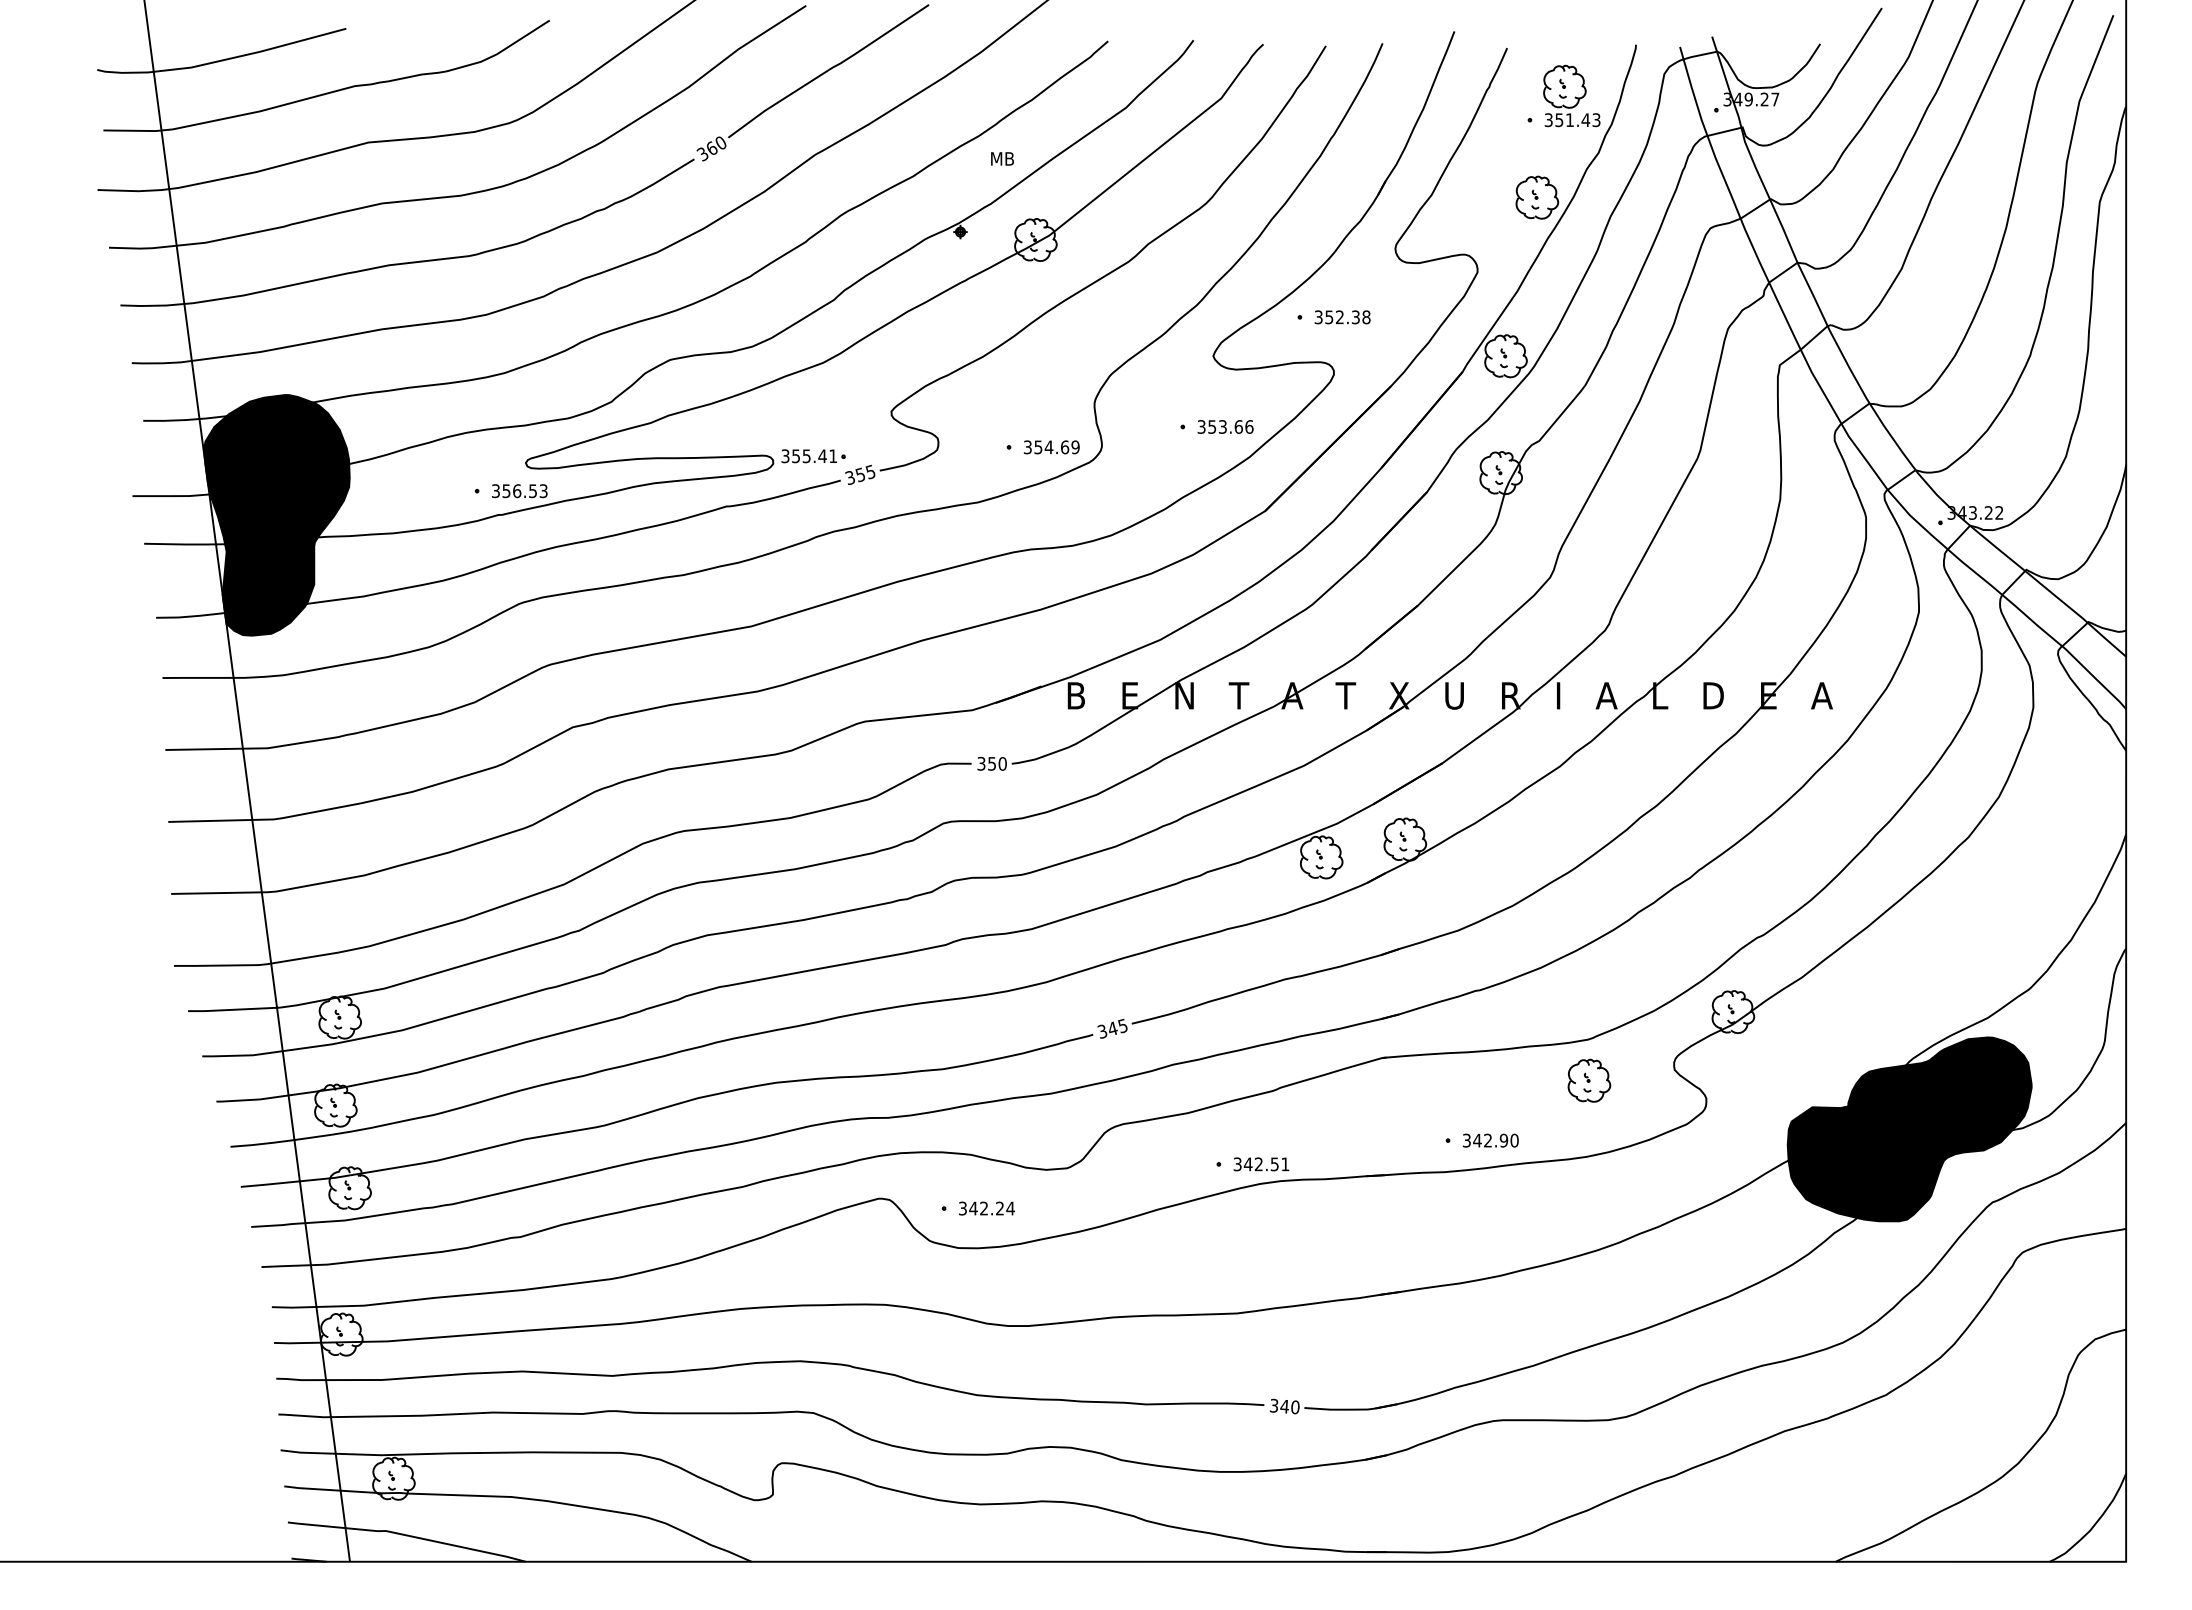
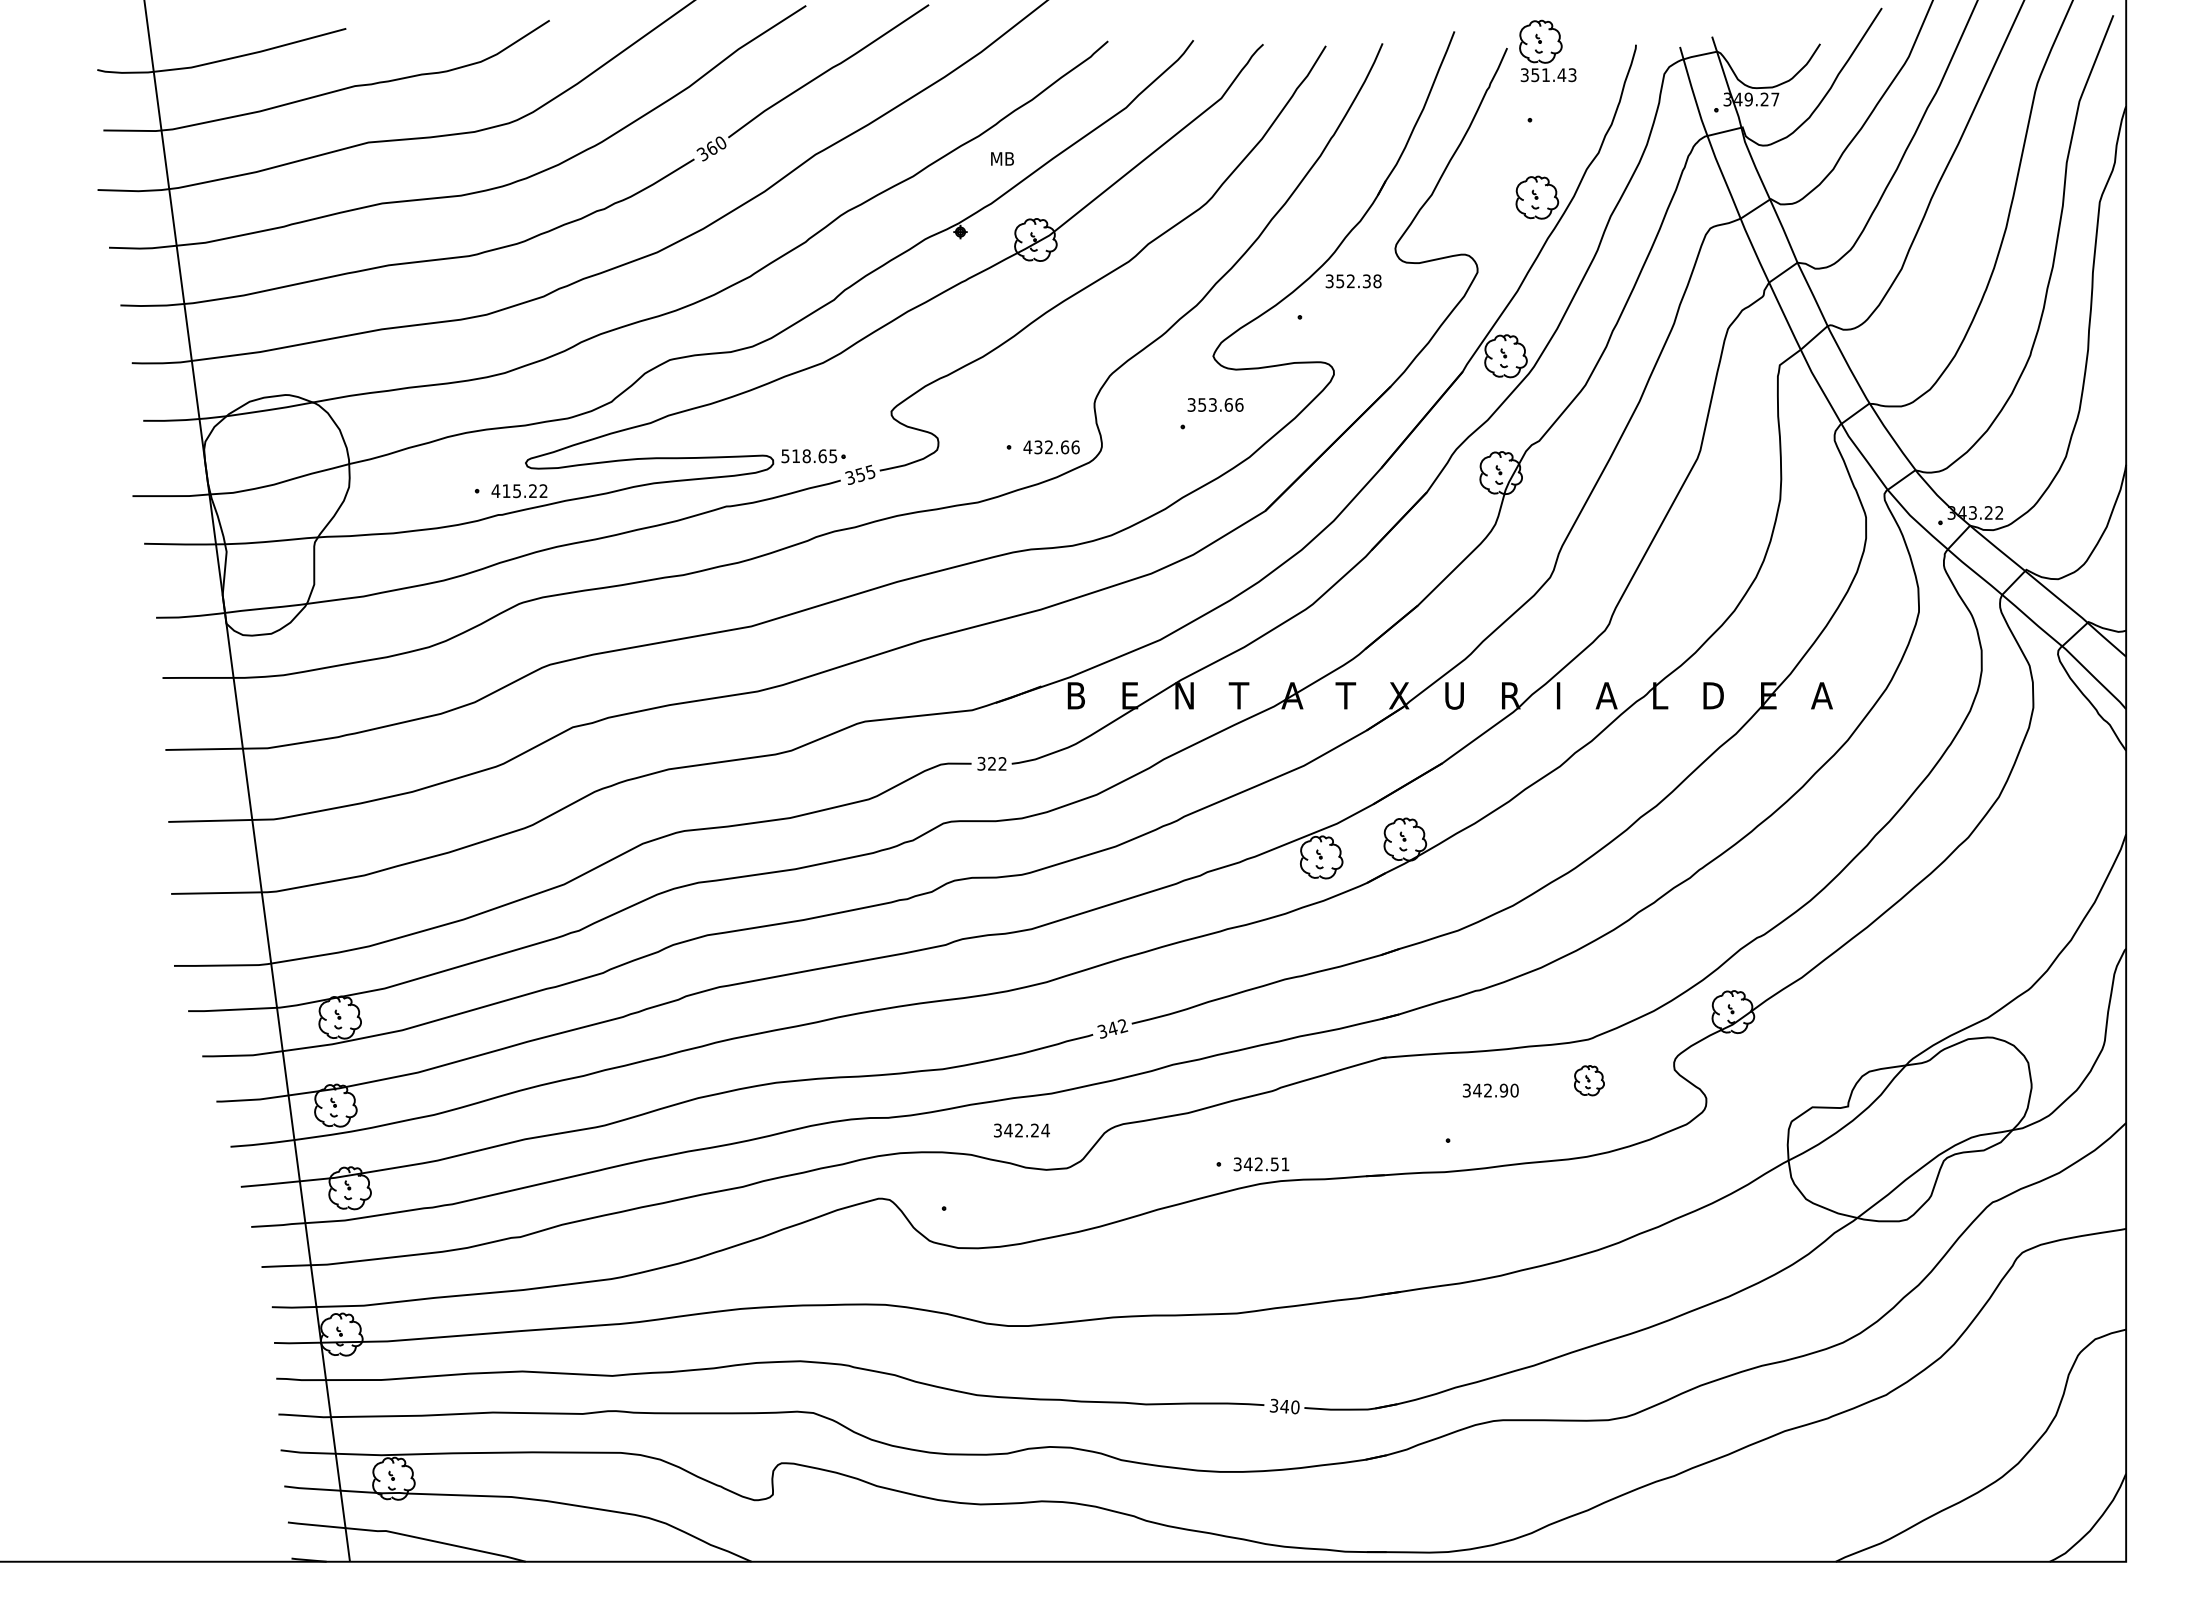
part position: (1571, 95) -> (1547, 50) (1547, 50)
text position: (1342, 317) -> (1353, 281) (1353, 281)
text position: (1225, 426) -> (1215, 404) (1215, 404)
text: 354.69 -> 432.66 (1051, 447)
text: 355.41 -> 518.65 (809, 456)
text: 356.53 -> 415.22 (519, 491)
fill: present -> none (276, 515)
text: 350 -> 322 (997, 763)
text: 345 -> 342 (1122, 1025)
part size: 45x45 px -> 31x32 px (1589, 1080)
fill: present -> none (1909, 1129)
text position: (1490, 1140) -> (1490, 1090) (1490, 1090)
text position: (986, 1208) -> (1021, 1130) (1021, 1130)
